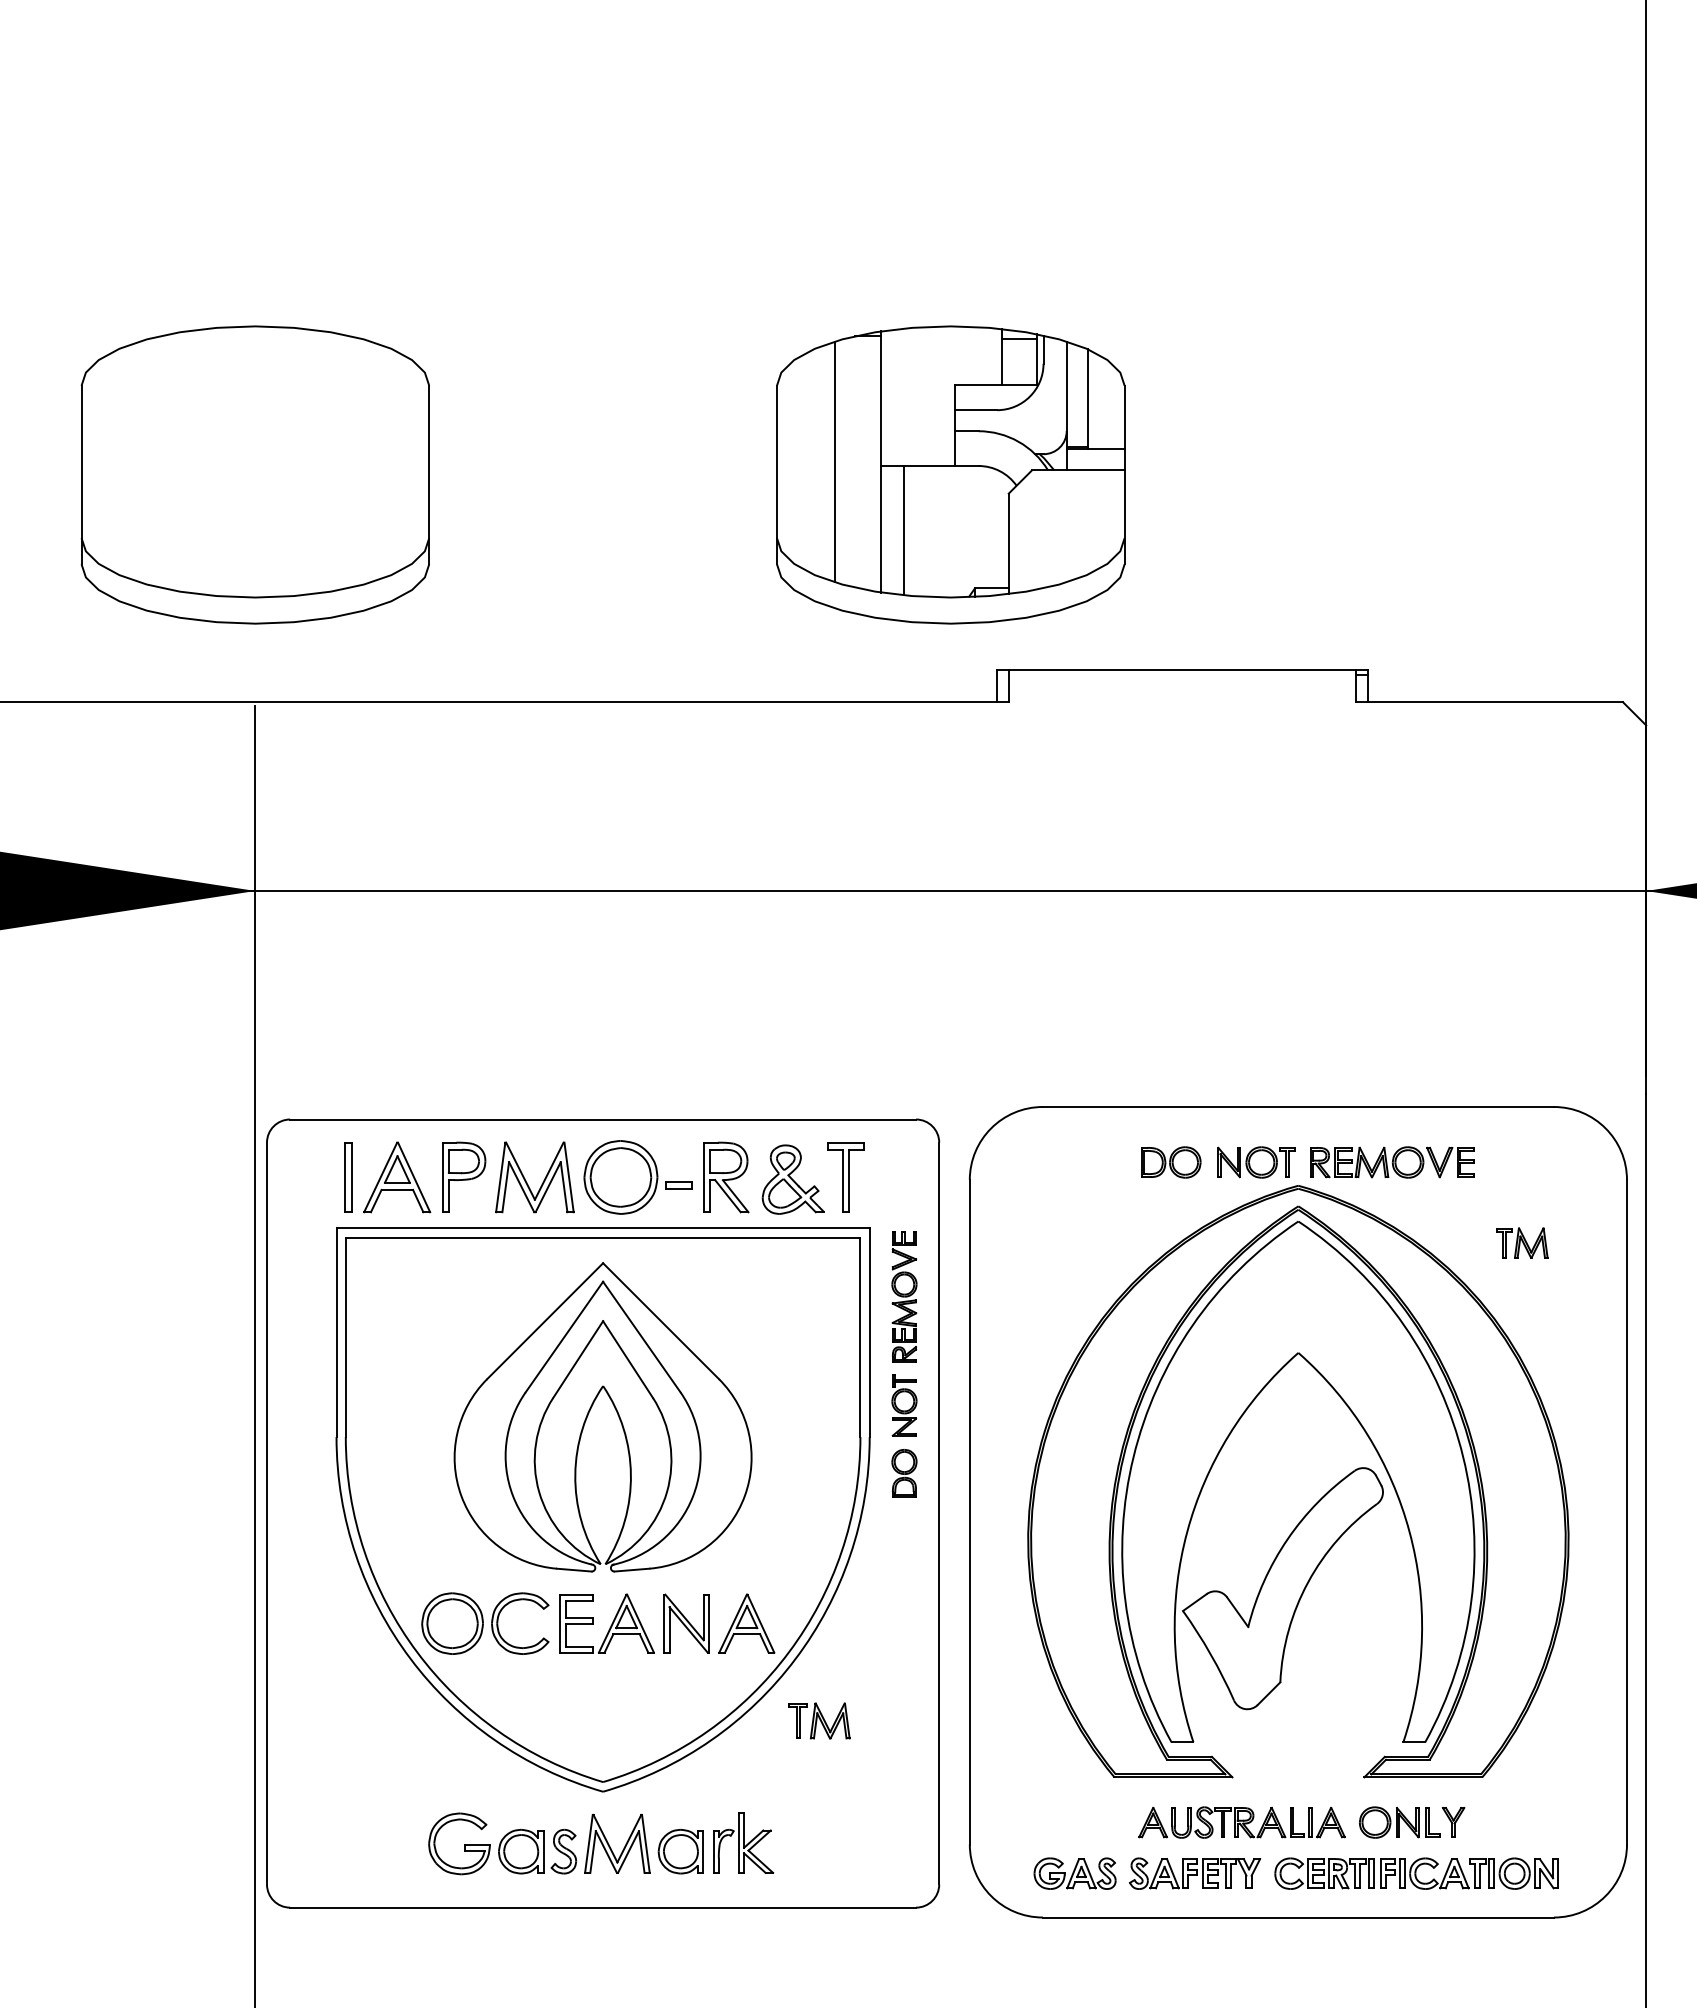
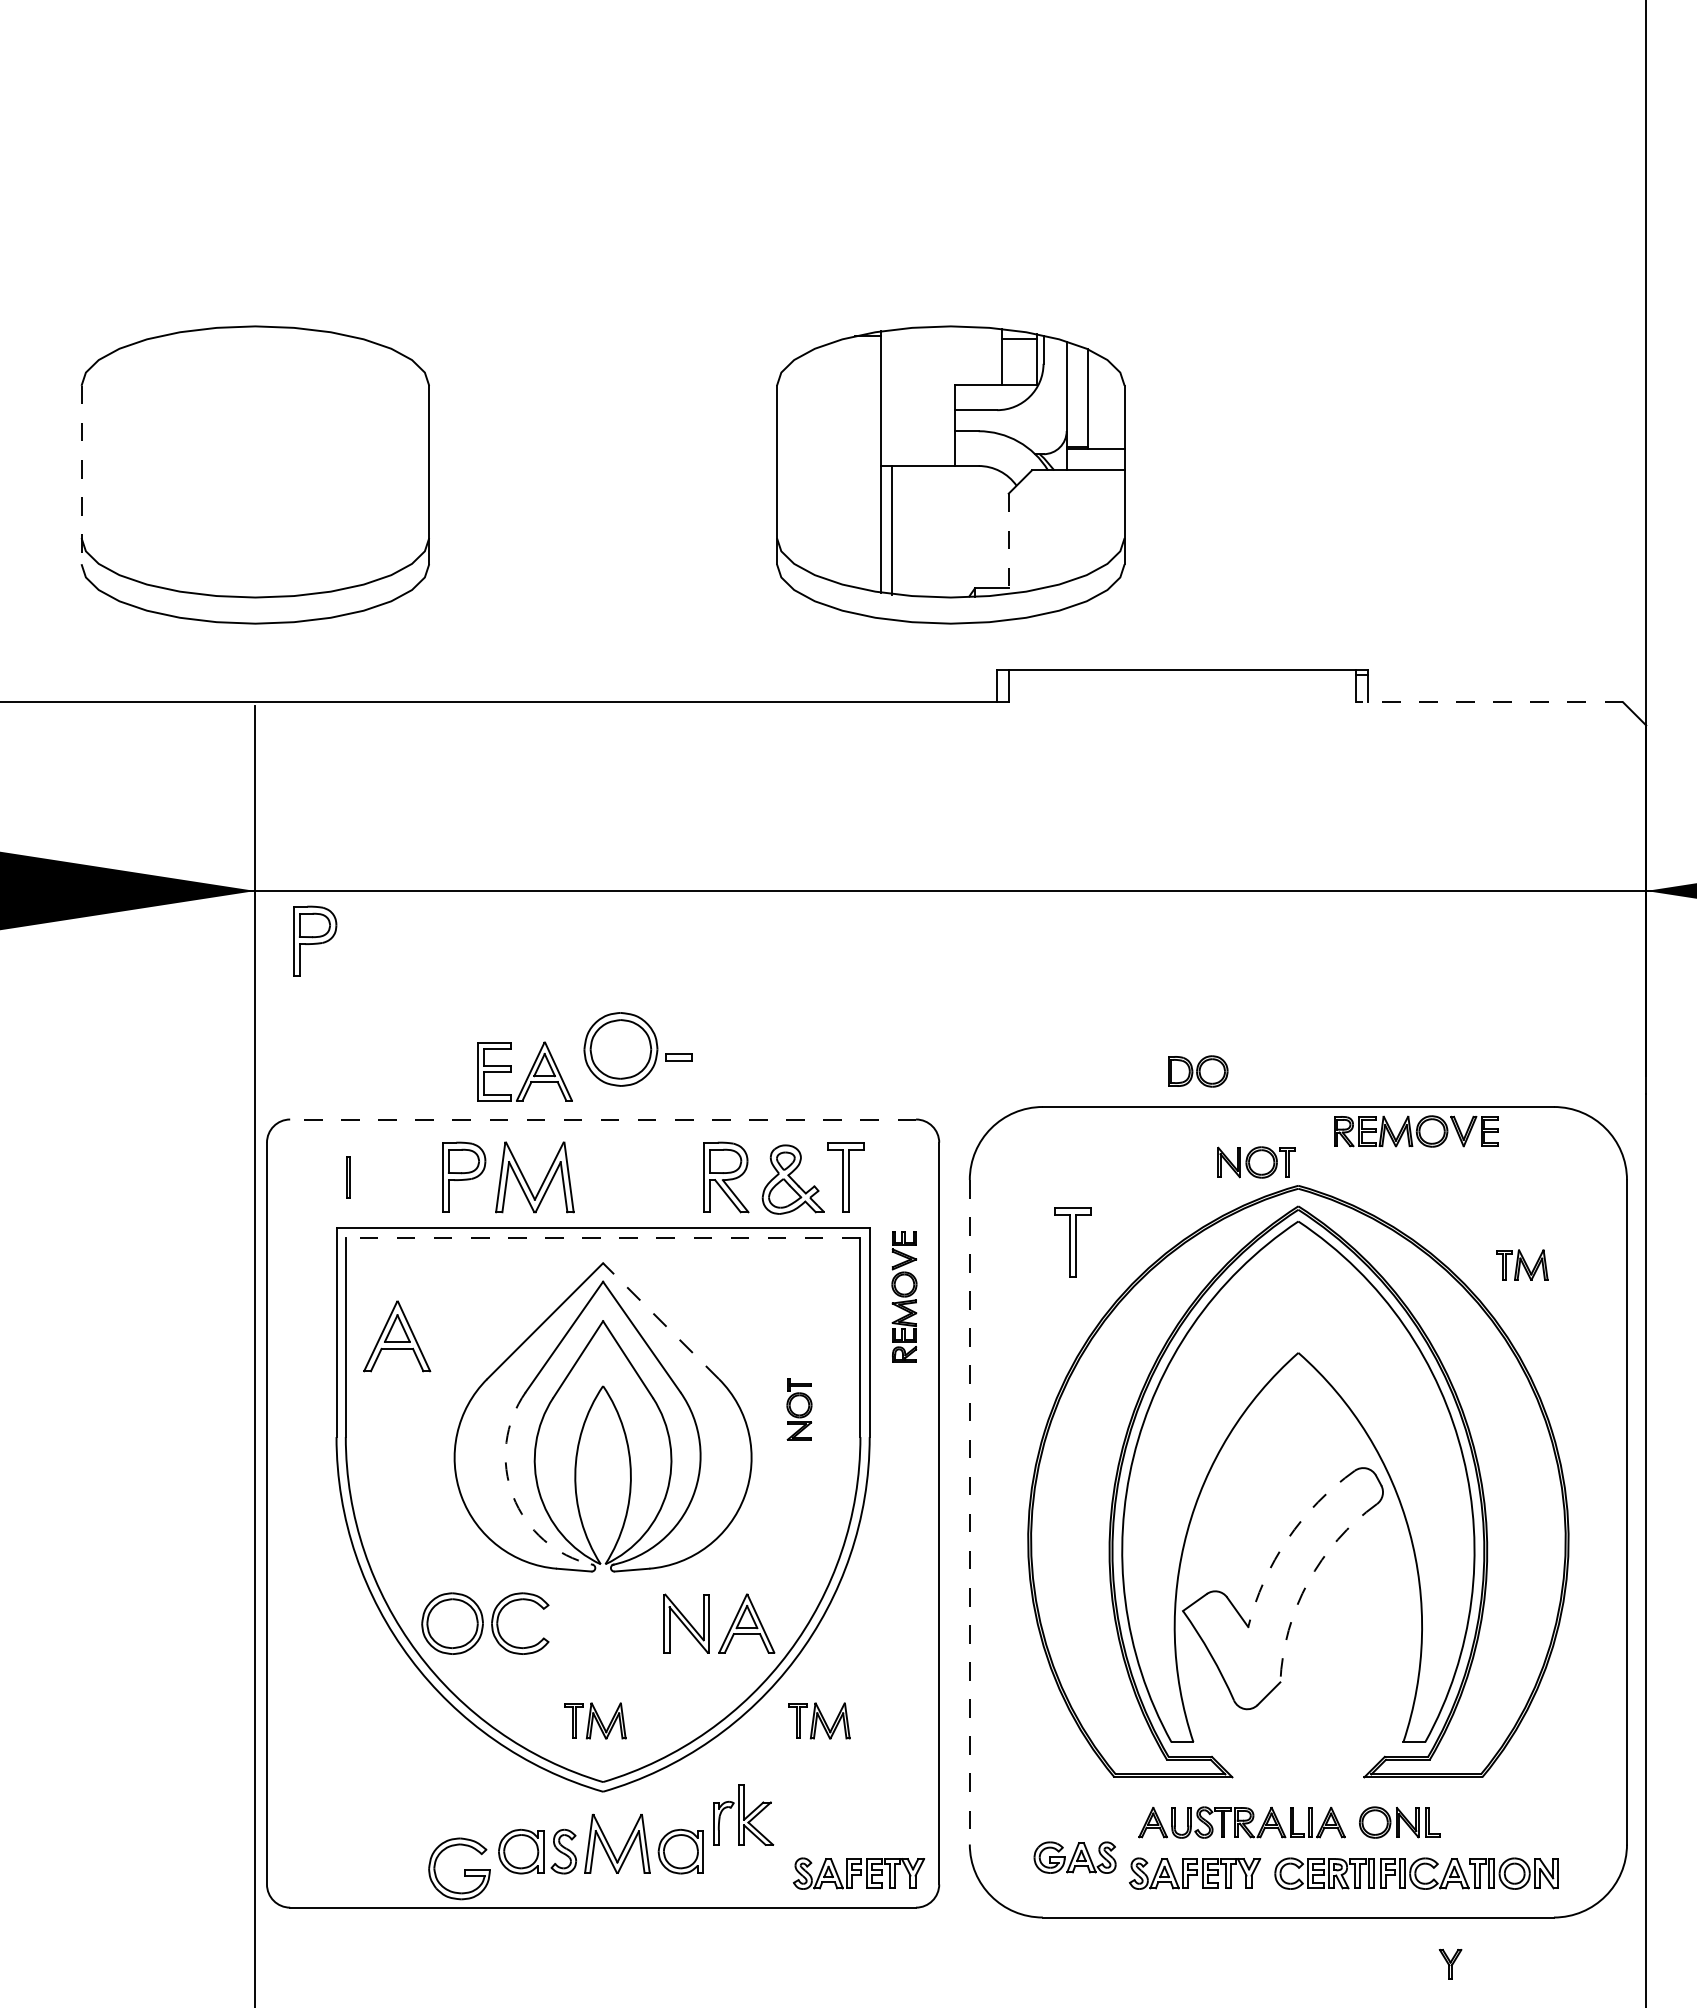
line: present -> none (834, 461)
line: solid -> dashed (81, 475)
line position: (904, 530) -> (892, 530) (892, 530)
line: solid -> dashed (1008, 544)
line: solid -> dashed (1489, 702)
part: none -> present (315, 940)
line: solid -> dashed (603, 1119)
part position: (1171, 1162) -> (1198, 1071) (1198, 1071)
part position: (1392, 1162) -> (1416, 1131) (1416, 1131)
part size: 9x71 px -> 5x43 px (348, 1177)
part position: (397, 1177) -> (397, 1336) (397, 1336)
part position: (637, 1177) -> (637, 1049) (637, 1049)
line: solid -> dashed (602, 1237)
part: none -> present (1072, 1242)
part position: (1522, 1242) -> (1522, 1264) (1522, 1264)
line: solid -> dashed (661, 1321)
part position: (904, 1405) -> (799, 1409) (799, 1409)
part: present -> none (904, 1473)
arc: solid -> dashed (513, 1495)
line: solid -> dashed (969, 1512)
arc: solid -> dashed (1287, 1539)
arc: solid -> dashed (1308, 1582)
part position: (606, 1623) -> (524, 1071) (524, 1071)
part: none -> present (595, 1720)
part position: (1453, 1822) -> (1450, 1964) (1450, 1964)
part position: (743, 1842) -> (743, 1814) (743, 1814)
part position: (459, 1843) -> (459, 1868) (459, 1868)
part: none -> present (858, 1873)
part position: (1074, 1873) -> (1074, 1857) (1074, 1857)
